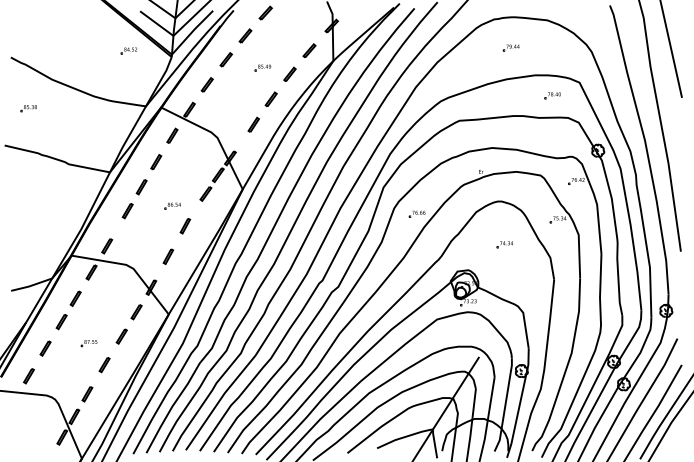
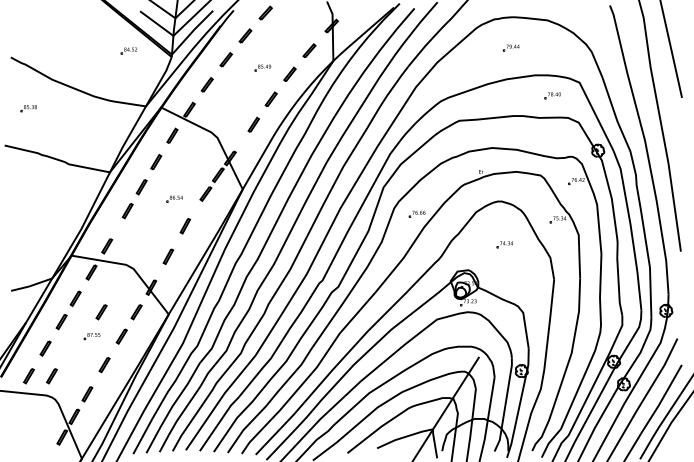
part position: (172, 205) -> (174, 198) (174, 198)
part: none -> present (101, 312)
part position: (88, 343) -> (91, 336) (91, 336)
part: none -> present (51, 376)
